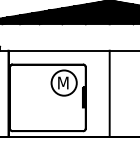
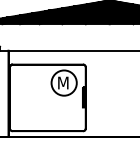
line: present -> none (109, 93)
